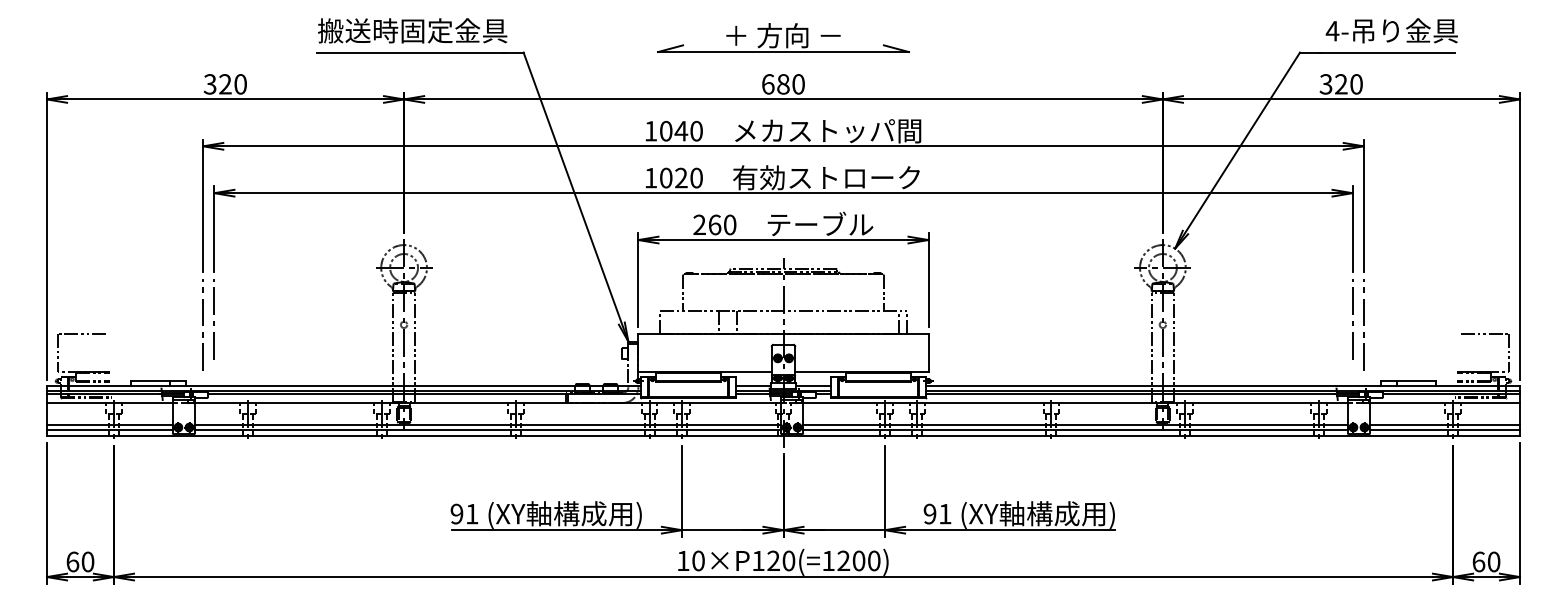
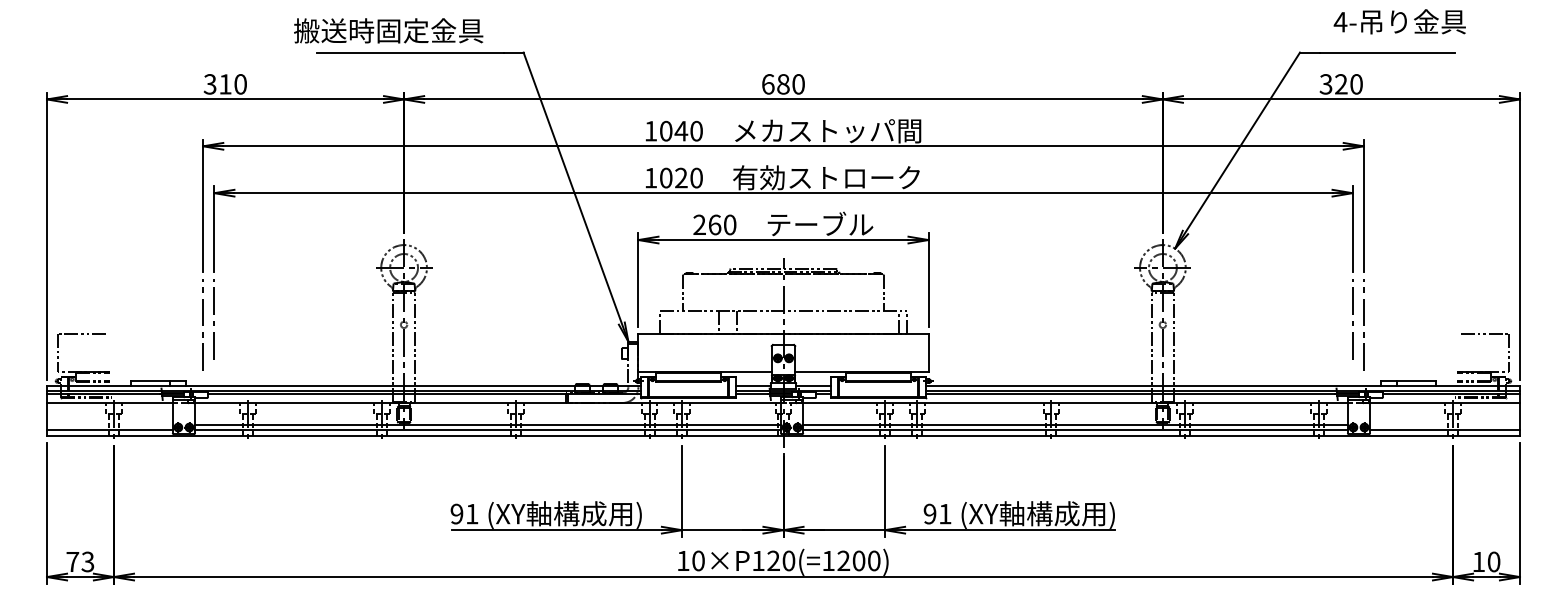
text position: (412, 30) -> (388, 30) (388, 30)
text position: (1391, 30) -> (1399, 21) (1399, 21)
part: present -> none (783, 38)
text: 320 -> 310 (225, 84)
line: present -> none (109, 425)
line: present -> none (1444, 425)
text: 60 -> 73 (80, 561)
text: 60 -> 10 (1478, 561)
